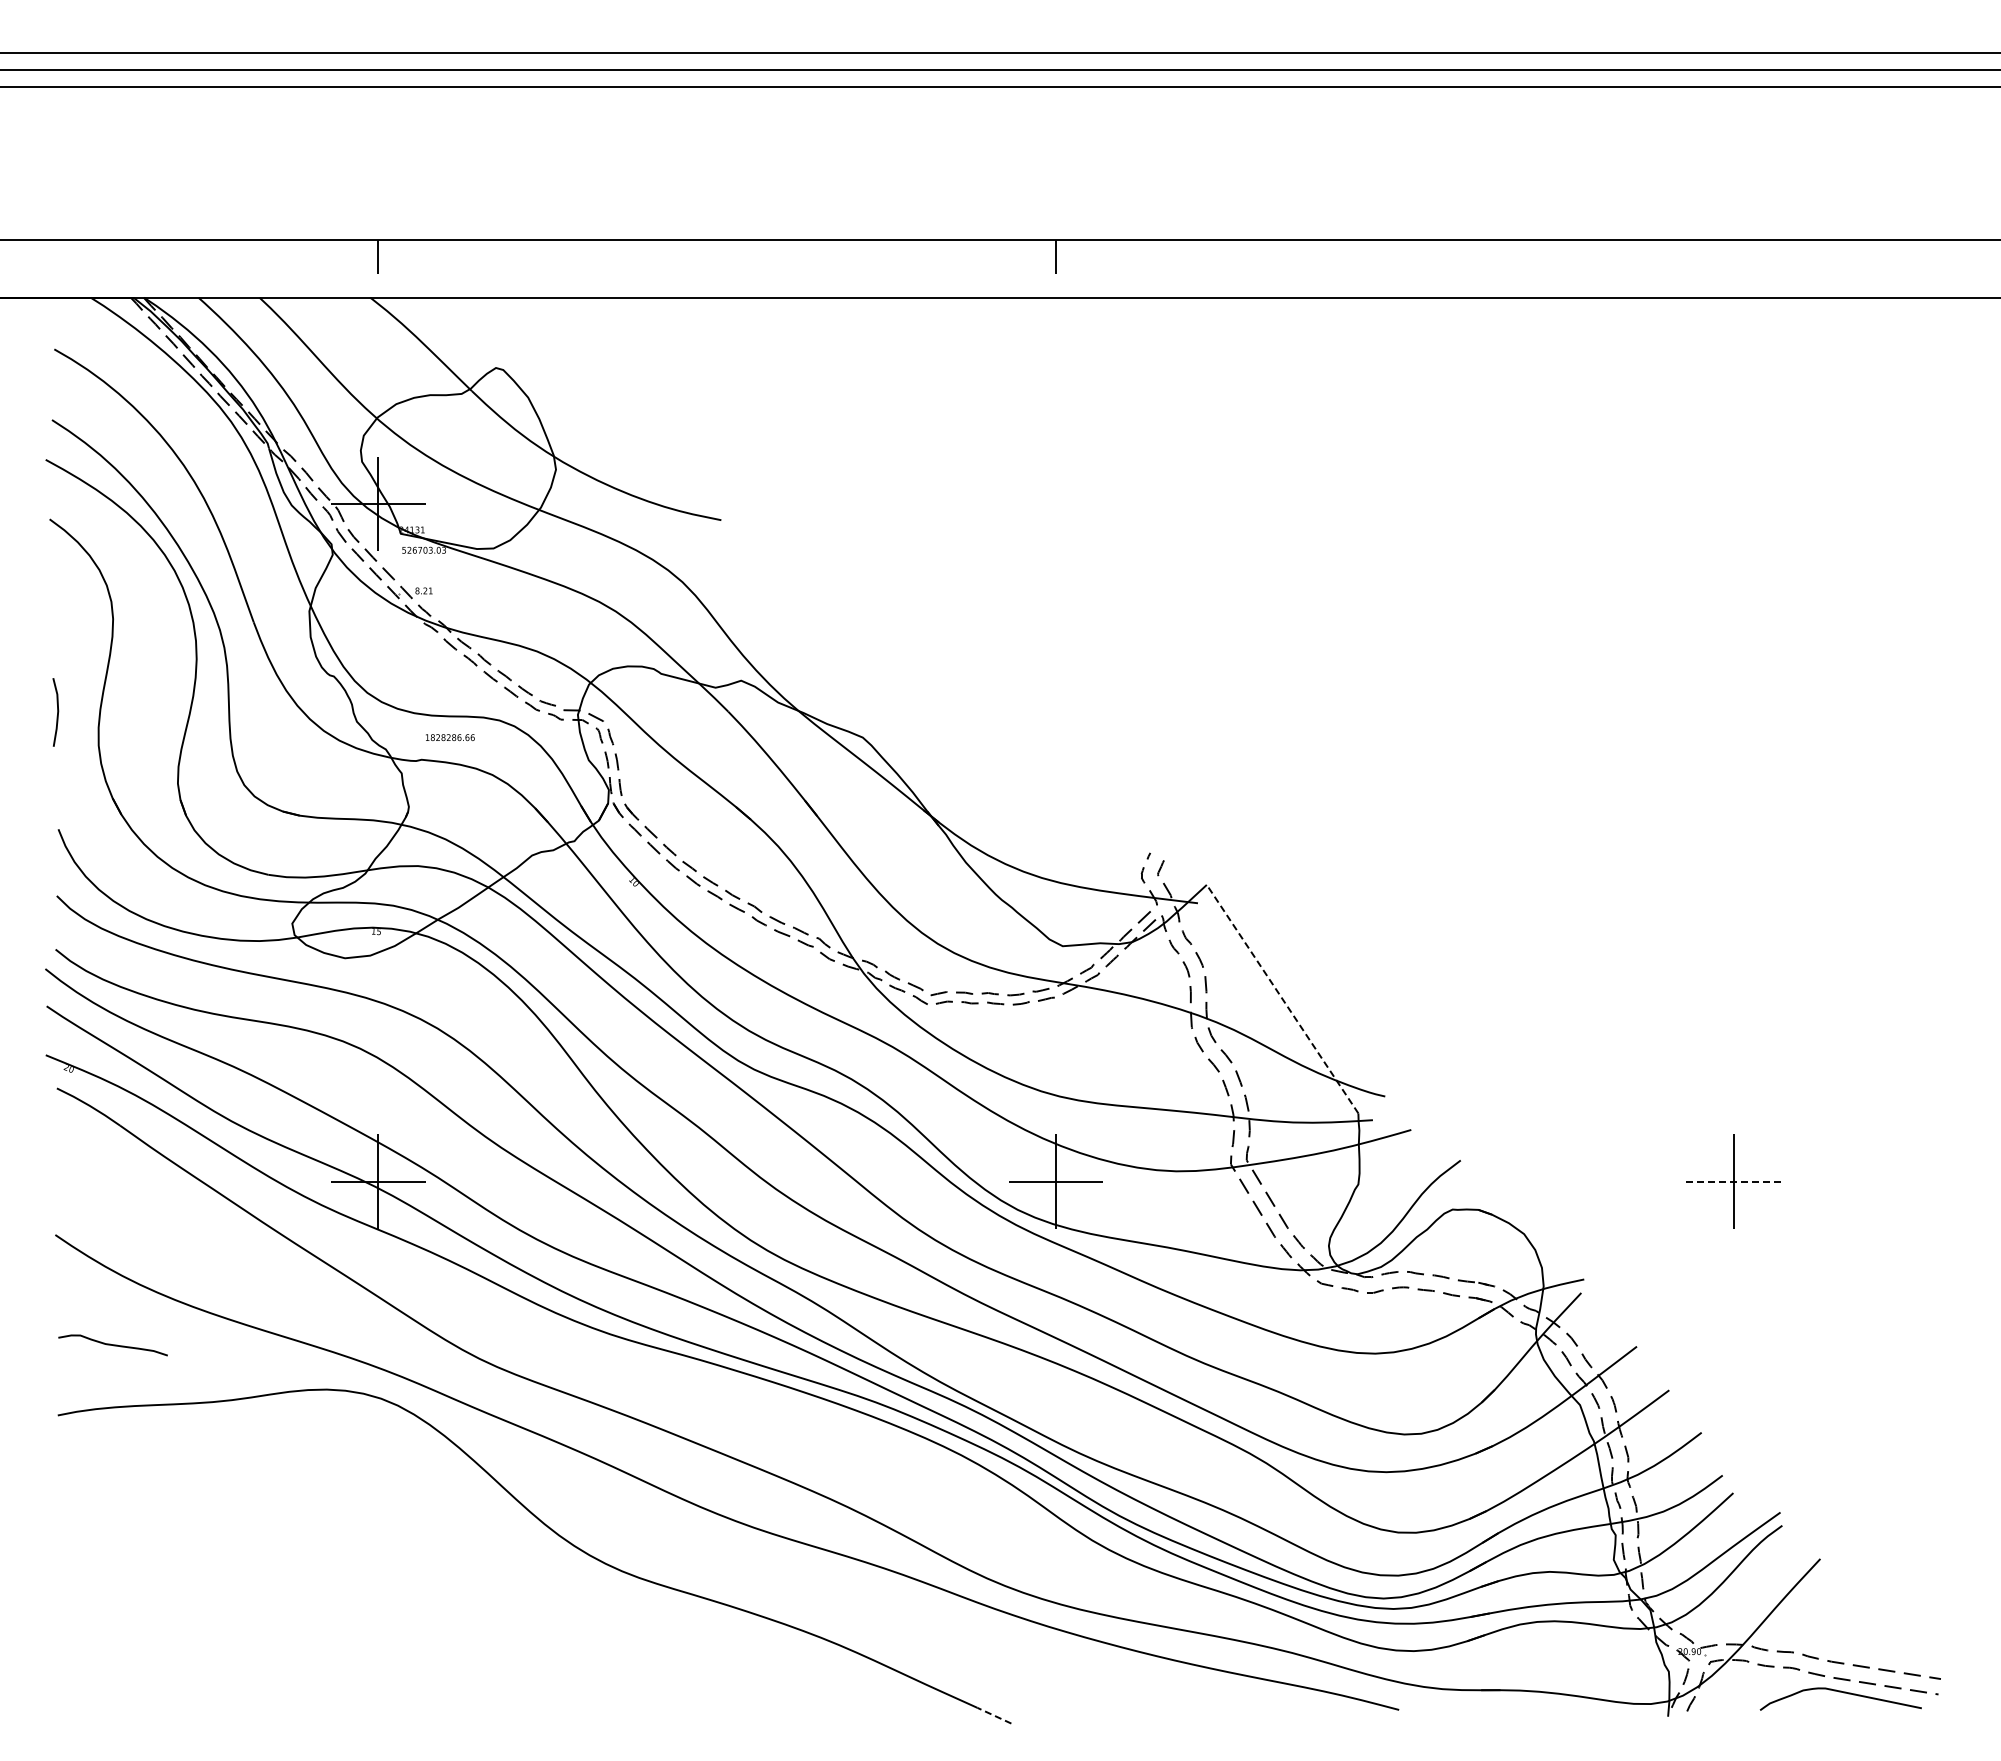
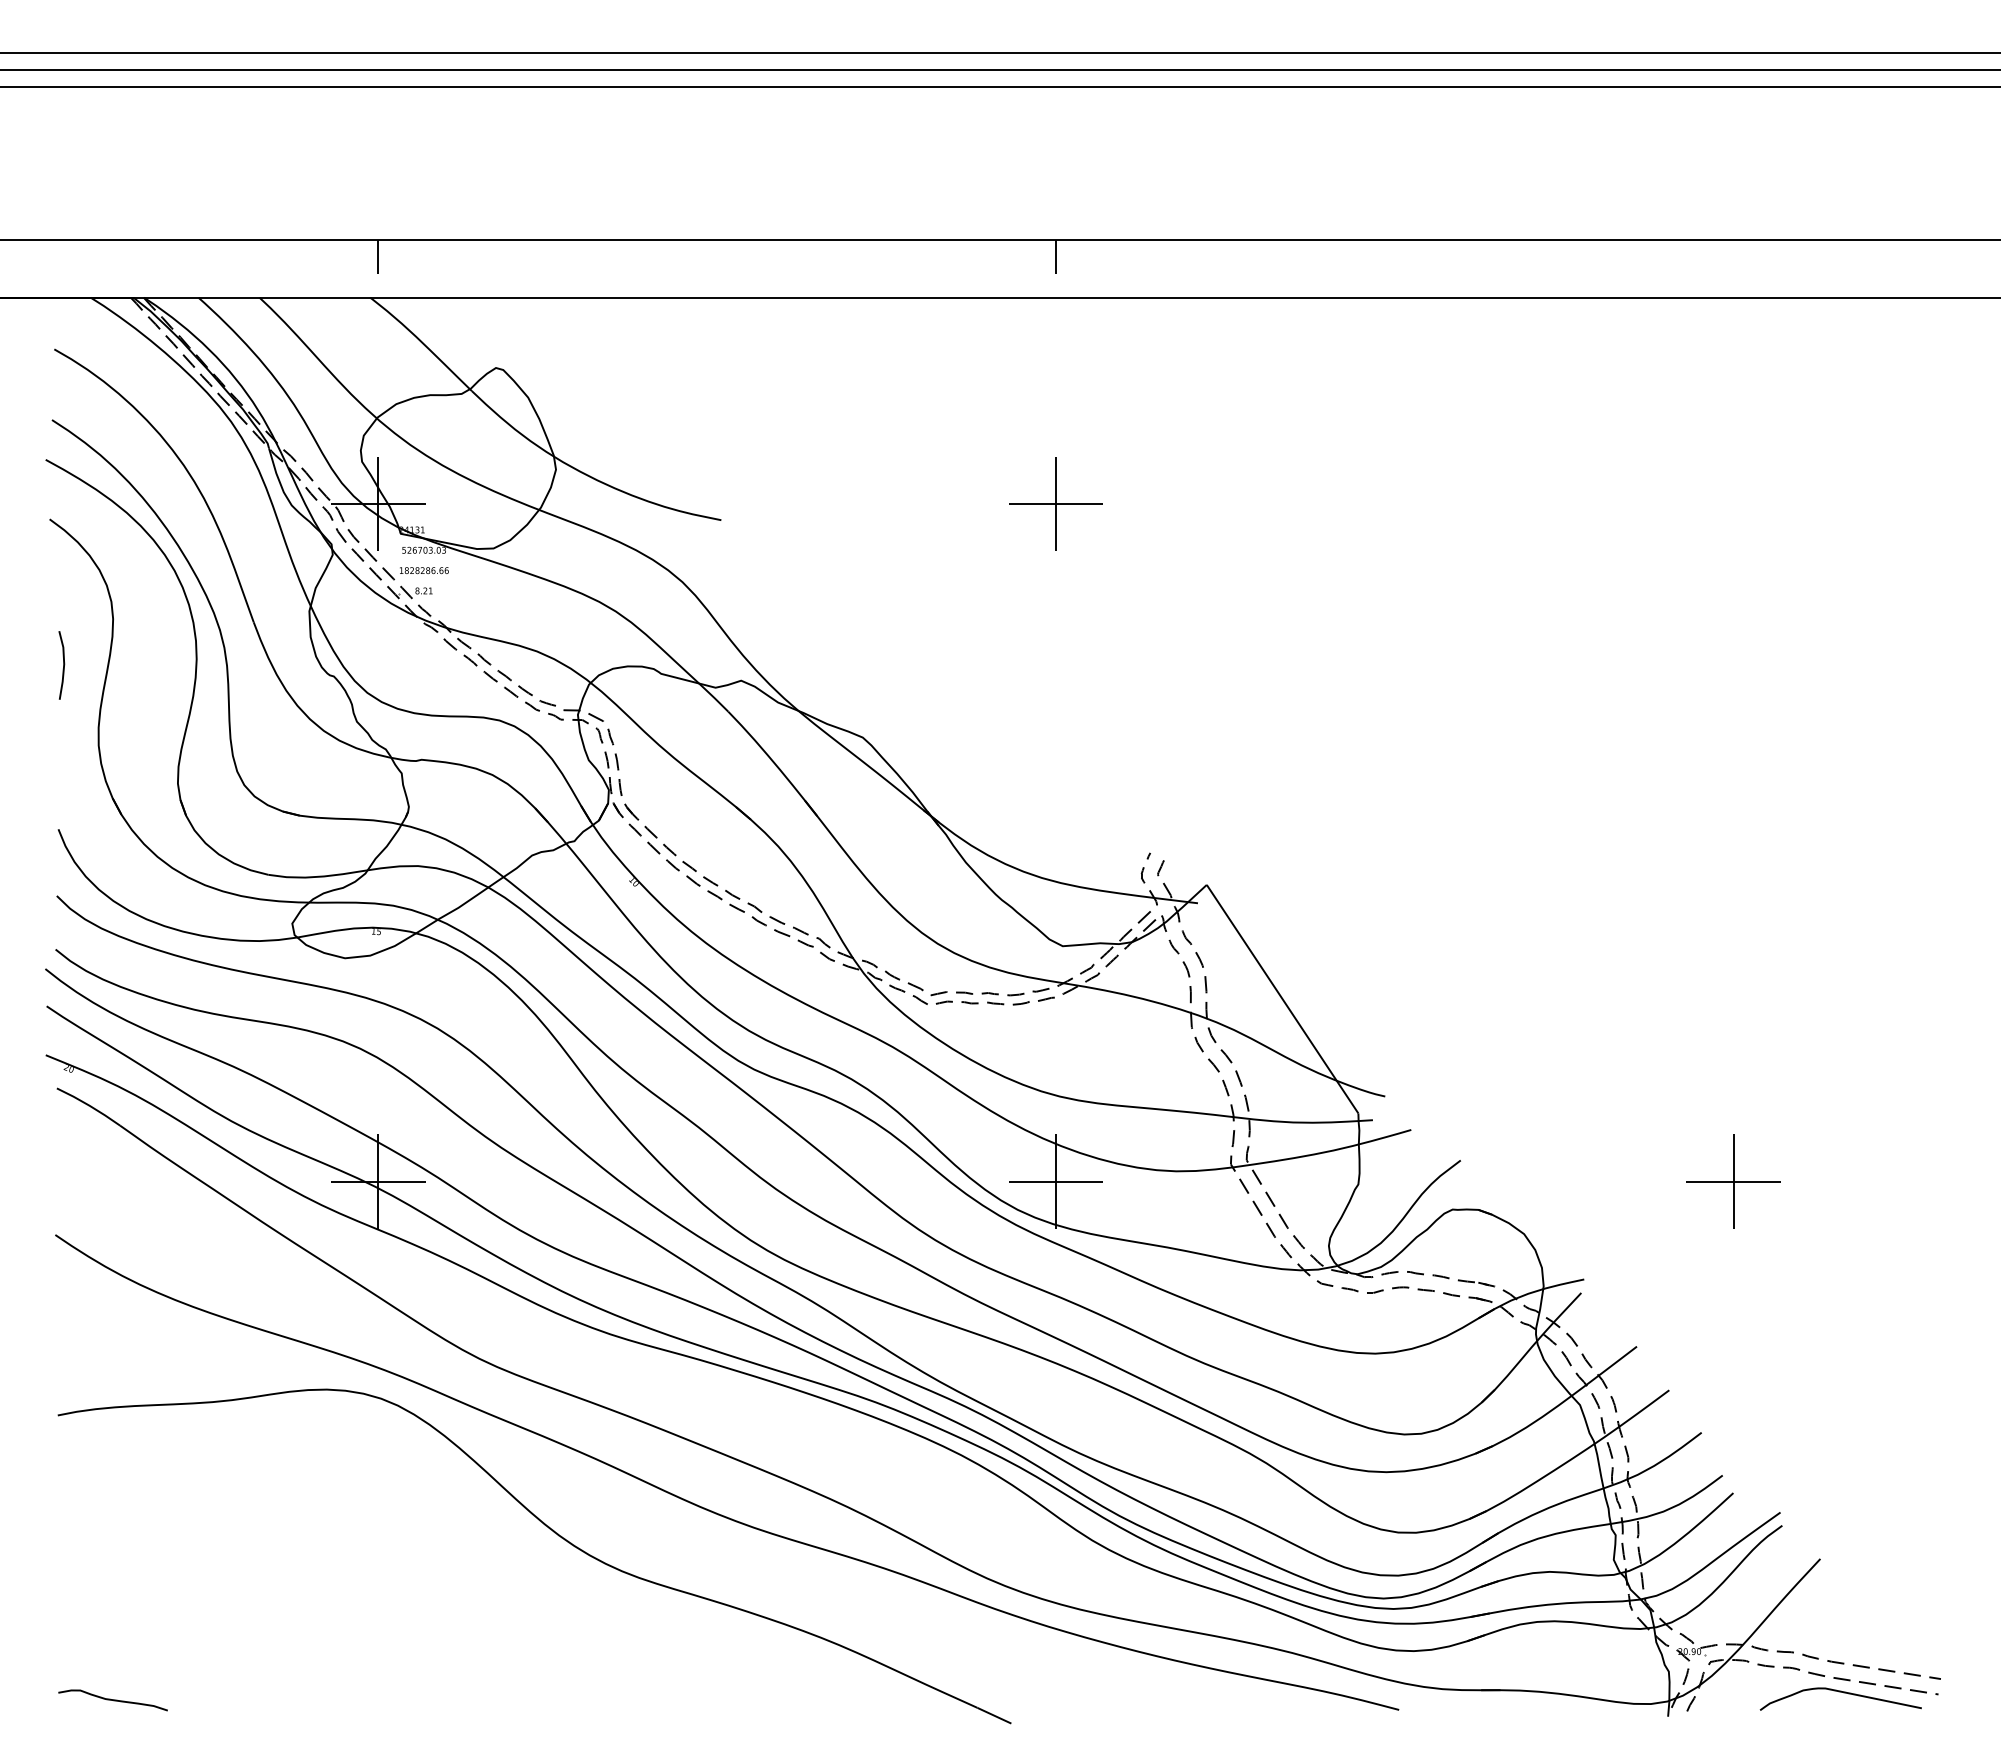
part: none -> present (1055, 503)
line position: (57, 712) -> (63, 665) (63, 665)
text position: (450, 737) -> (424, 570) (424, 570)
line: dashed -> solid (1282, 998)
line: dashed -> solid (1733, 1181)
curve position: (112, 1345) -> (112, 1700) (112, 1700)
line: dashed -> solid (994, 1715)
